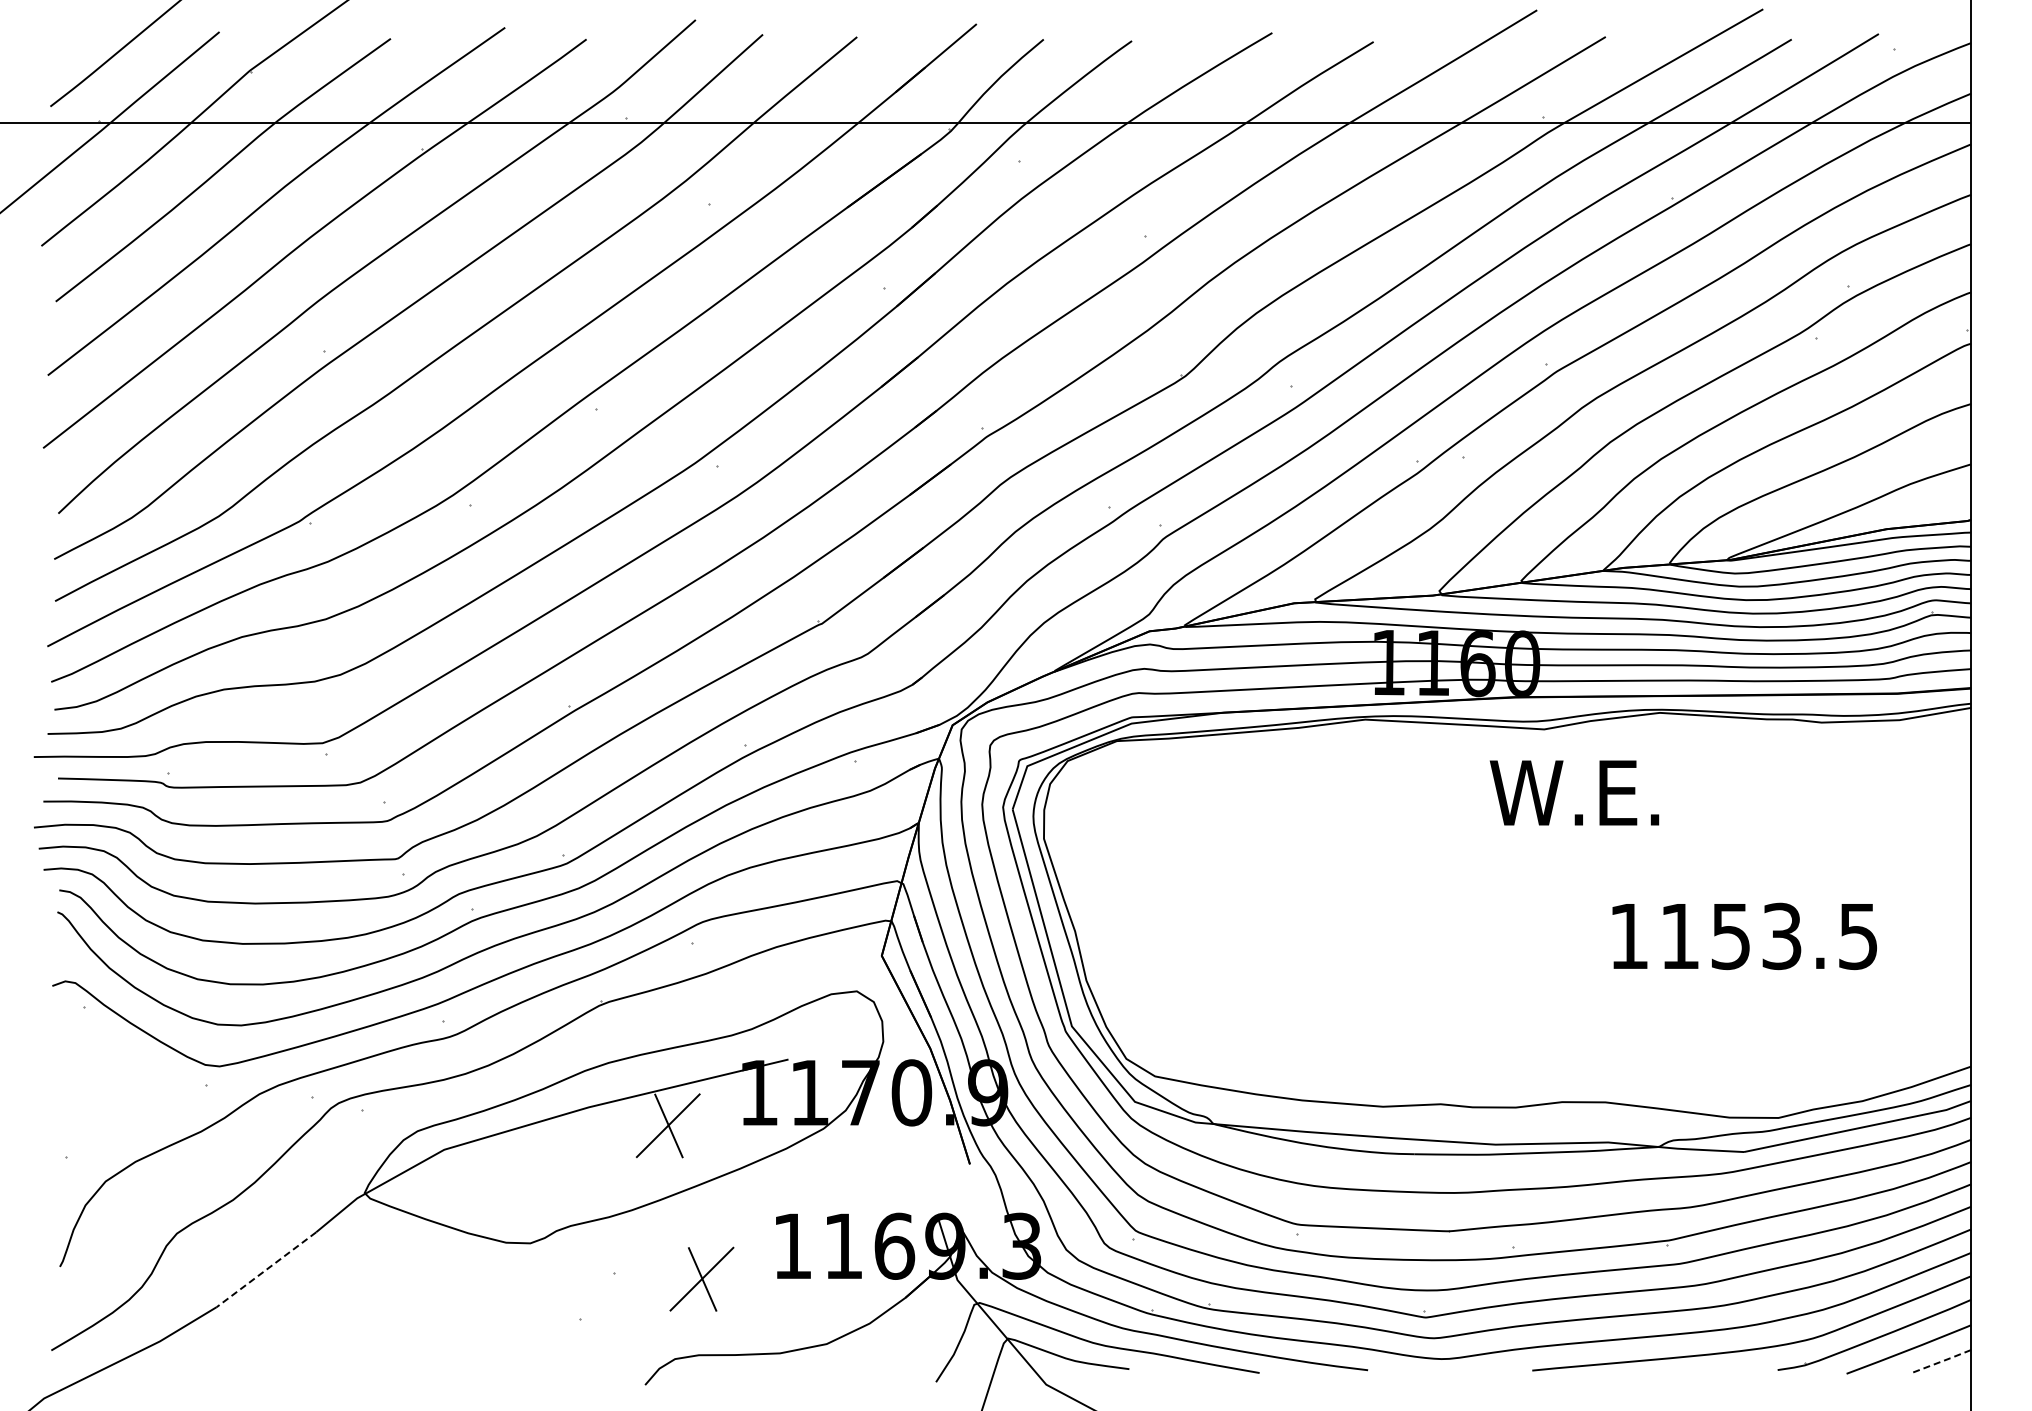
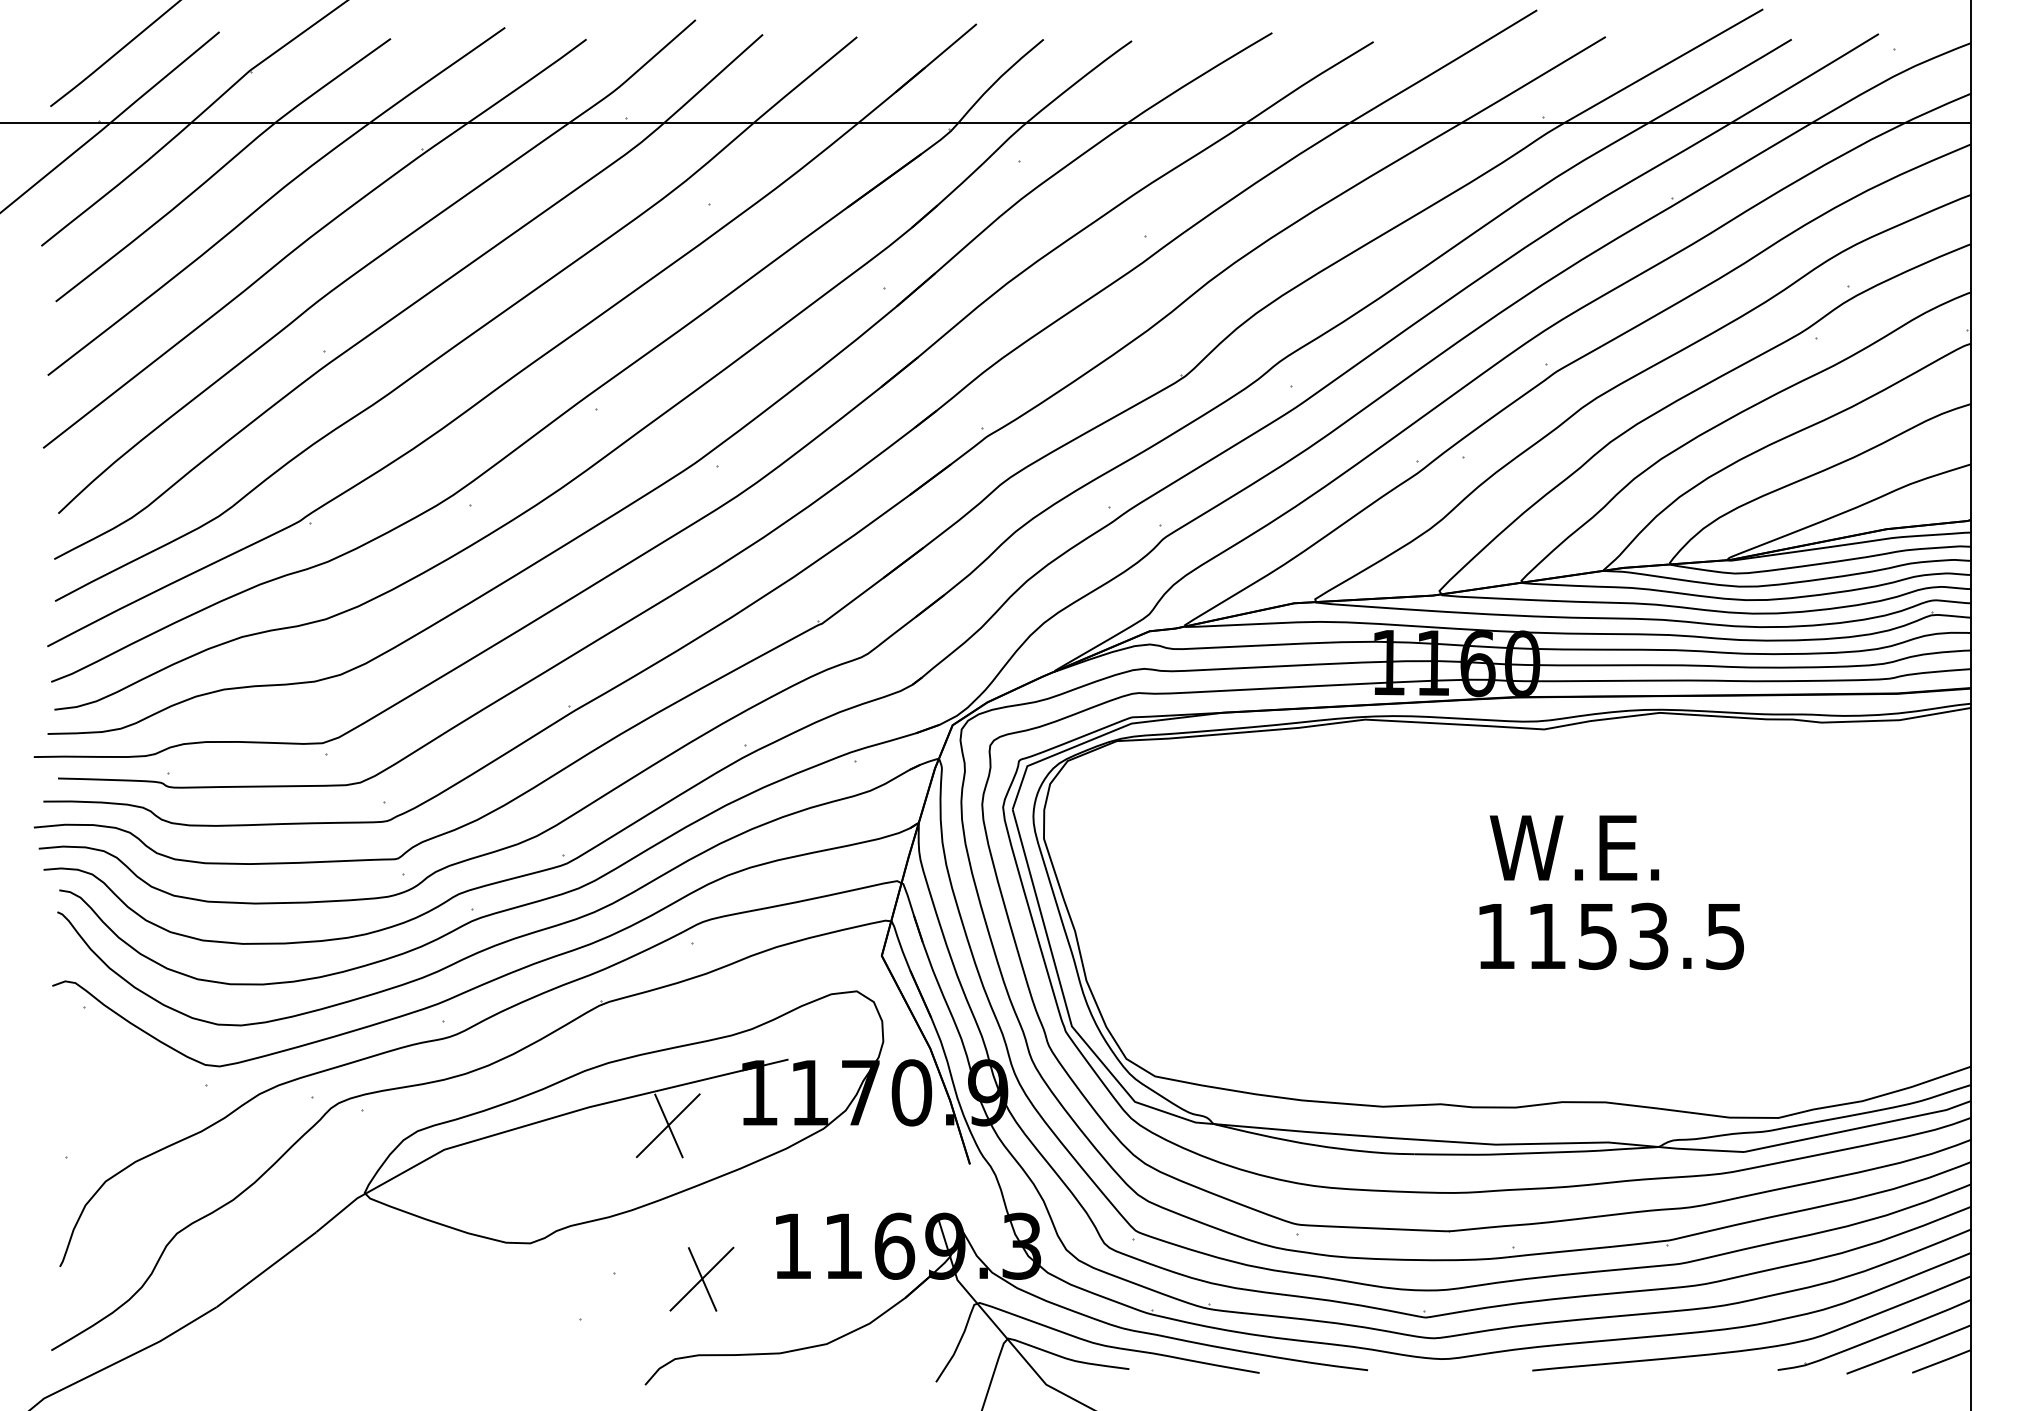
text position: (1574, 792) -> (1574, 847) (1574, 847)
text position: (1744, 936) -> (1611, 936) (1611, 936)
line: dashed -> solid (266, 1270)
line: dashed -> solid (1941, 1361)
